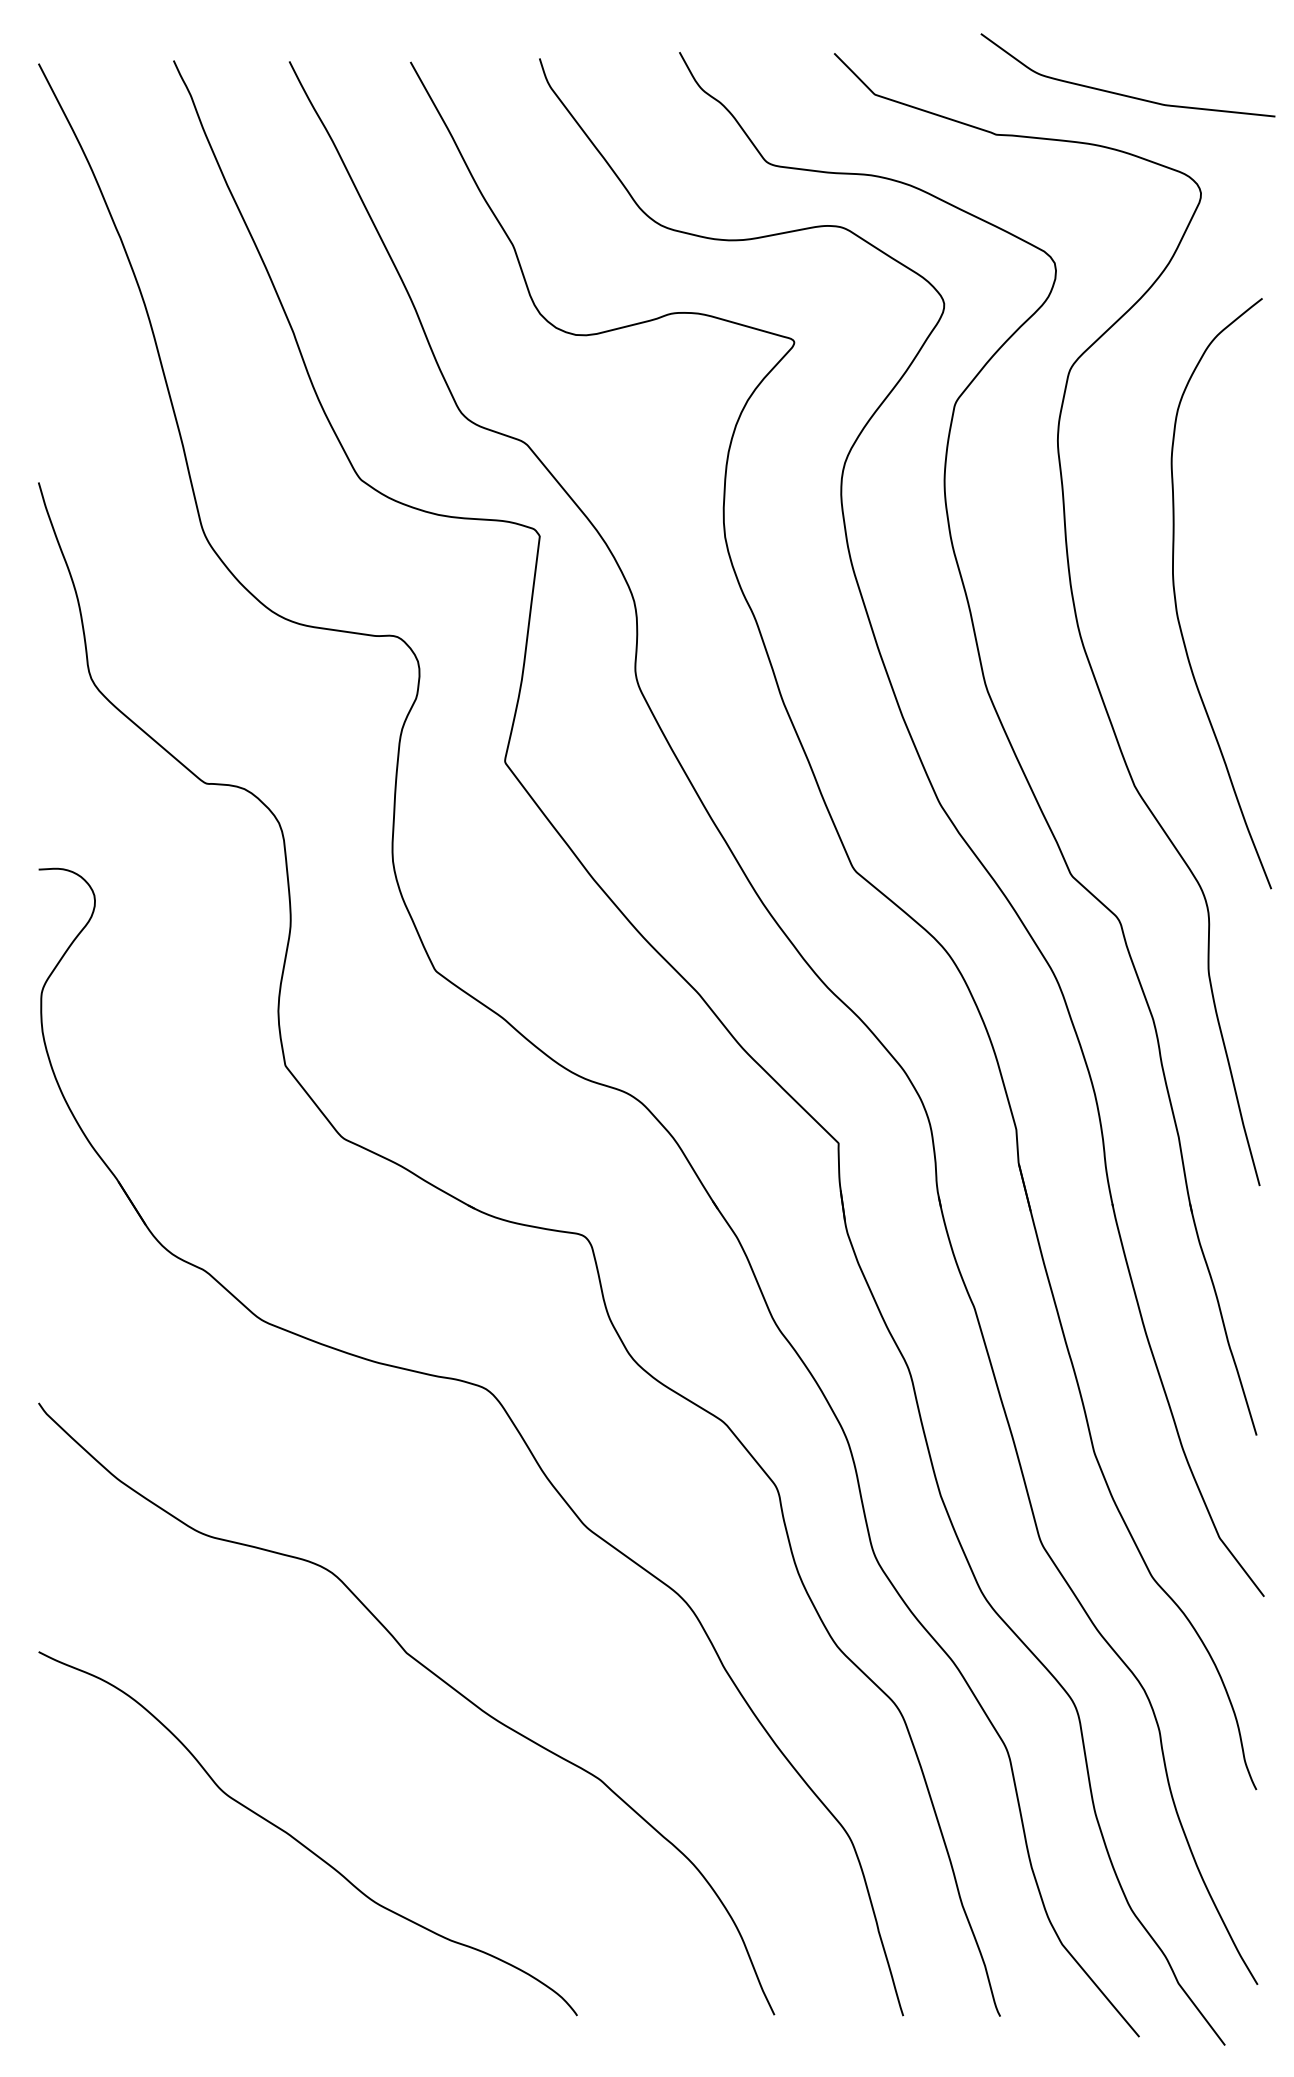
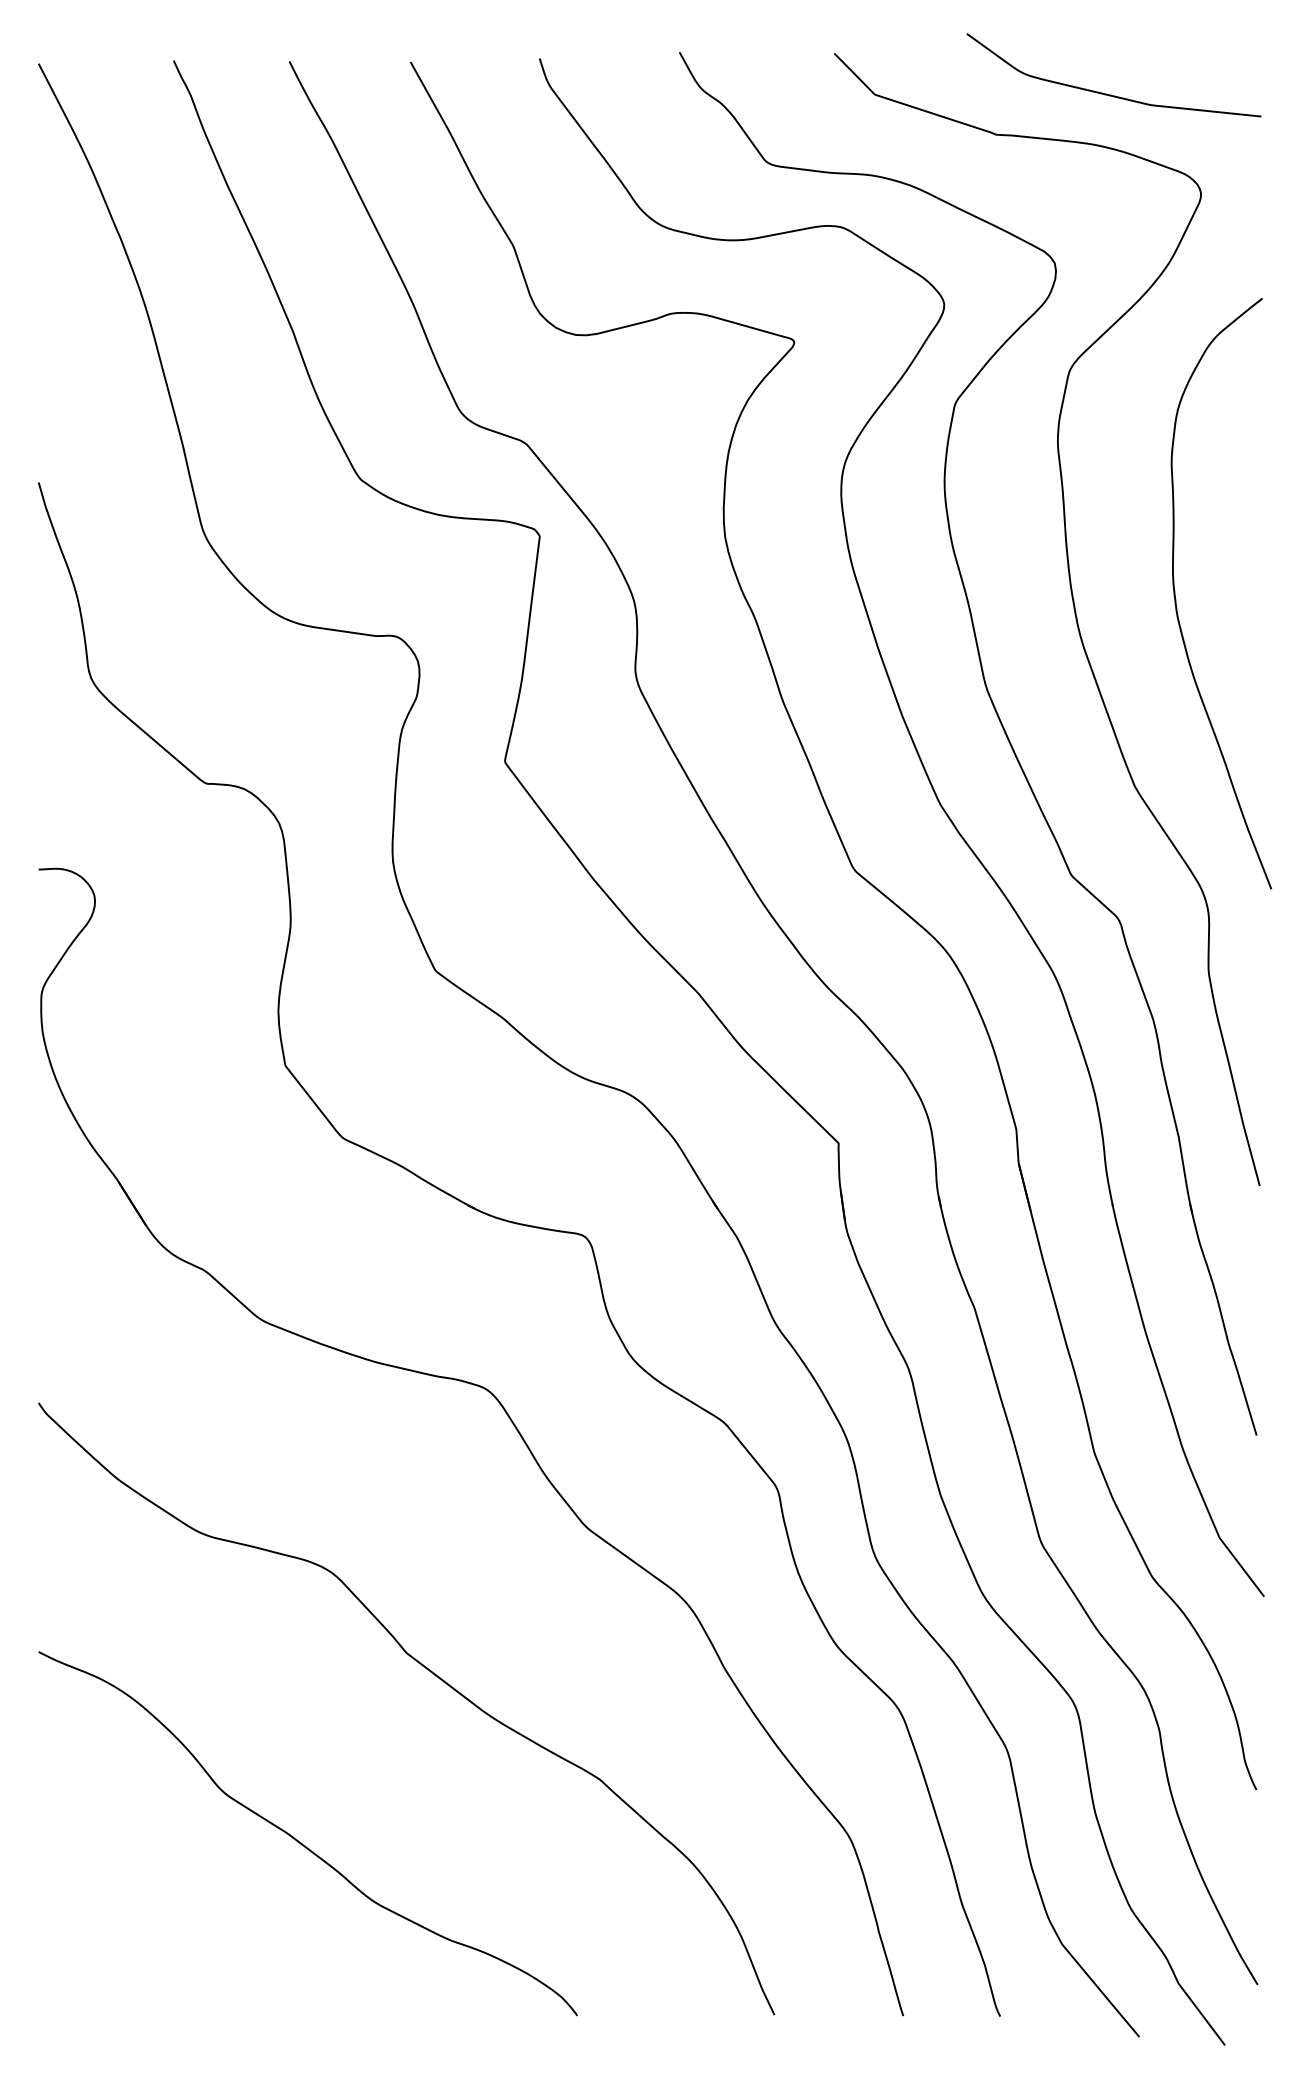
curve position: (1125, 94) -> (1111, 94) (1111, 94)
